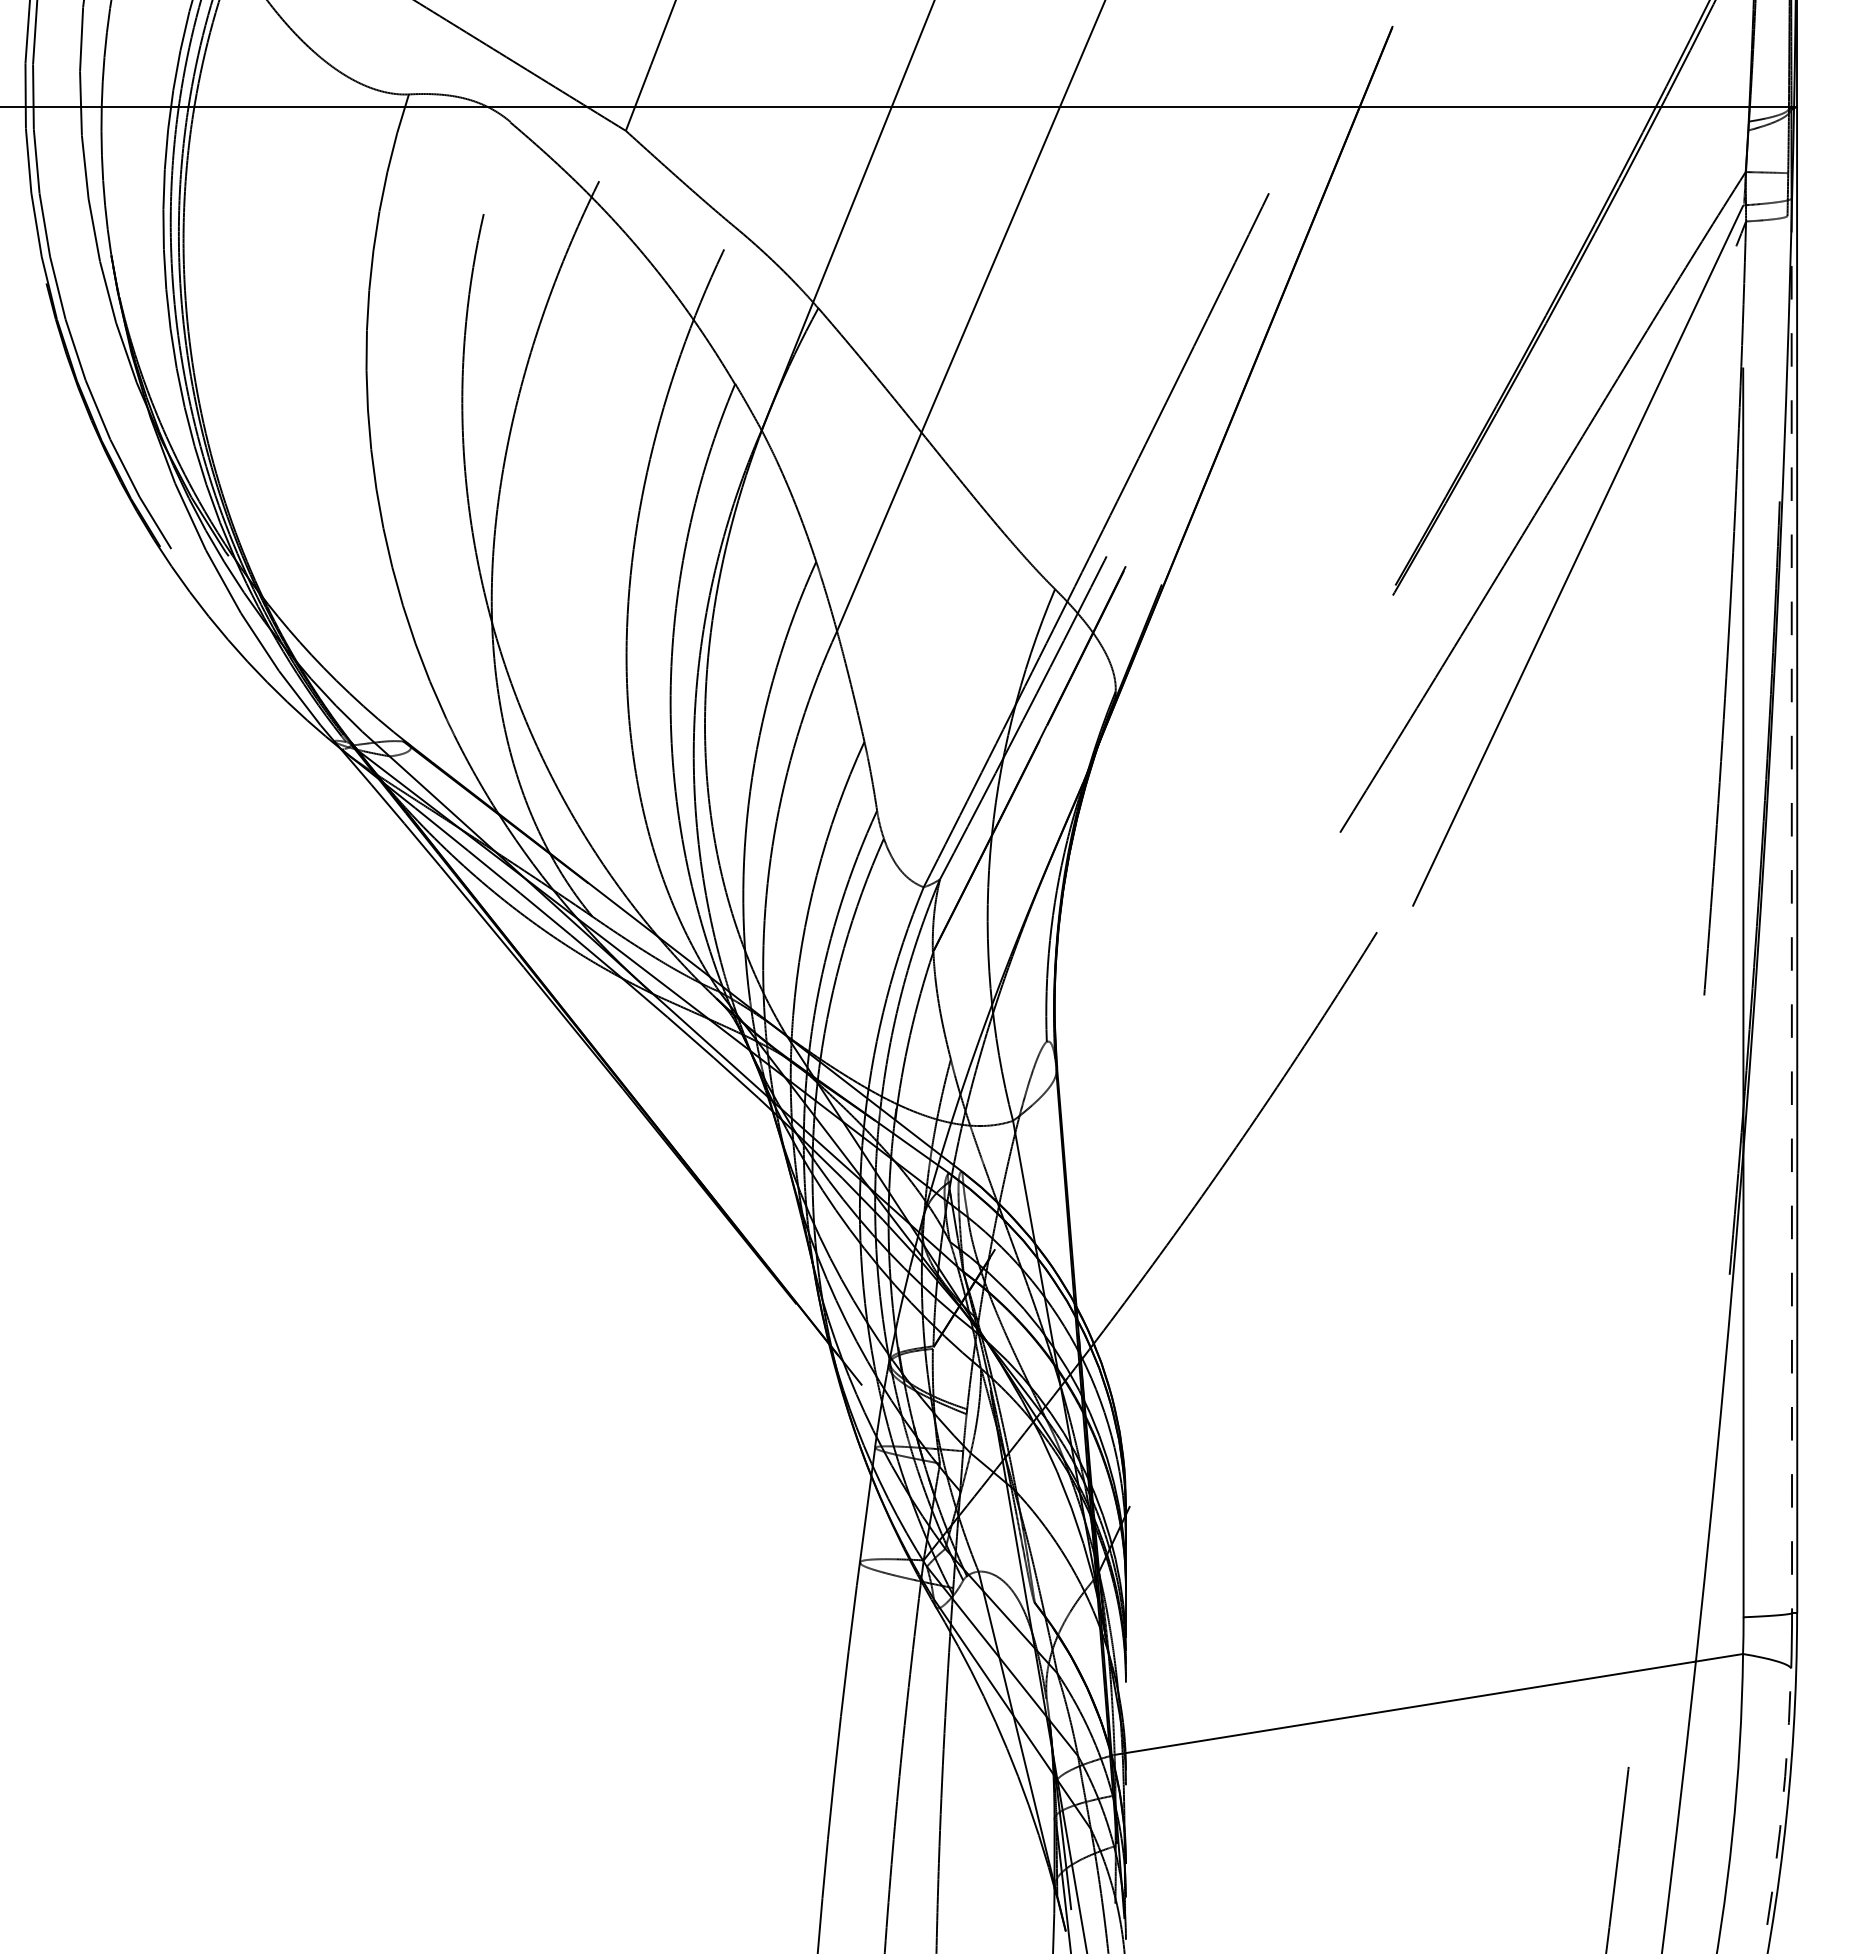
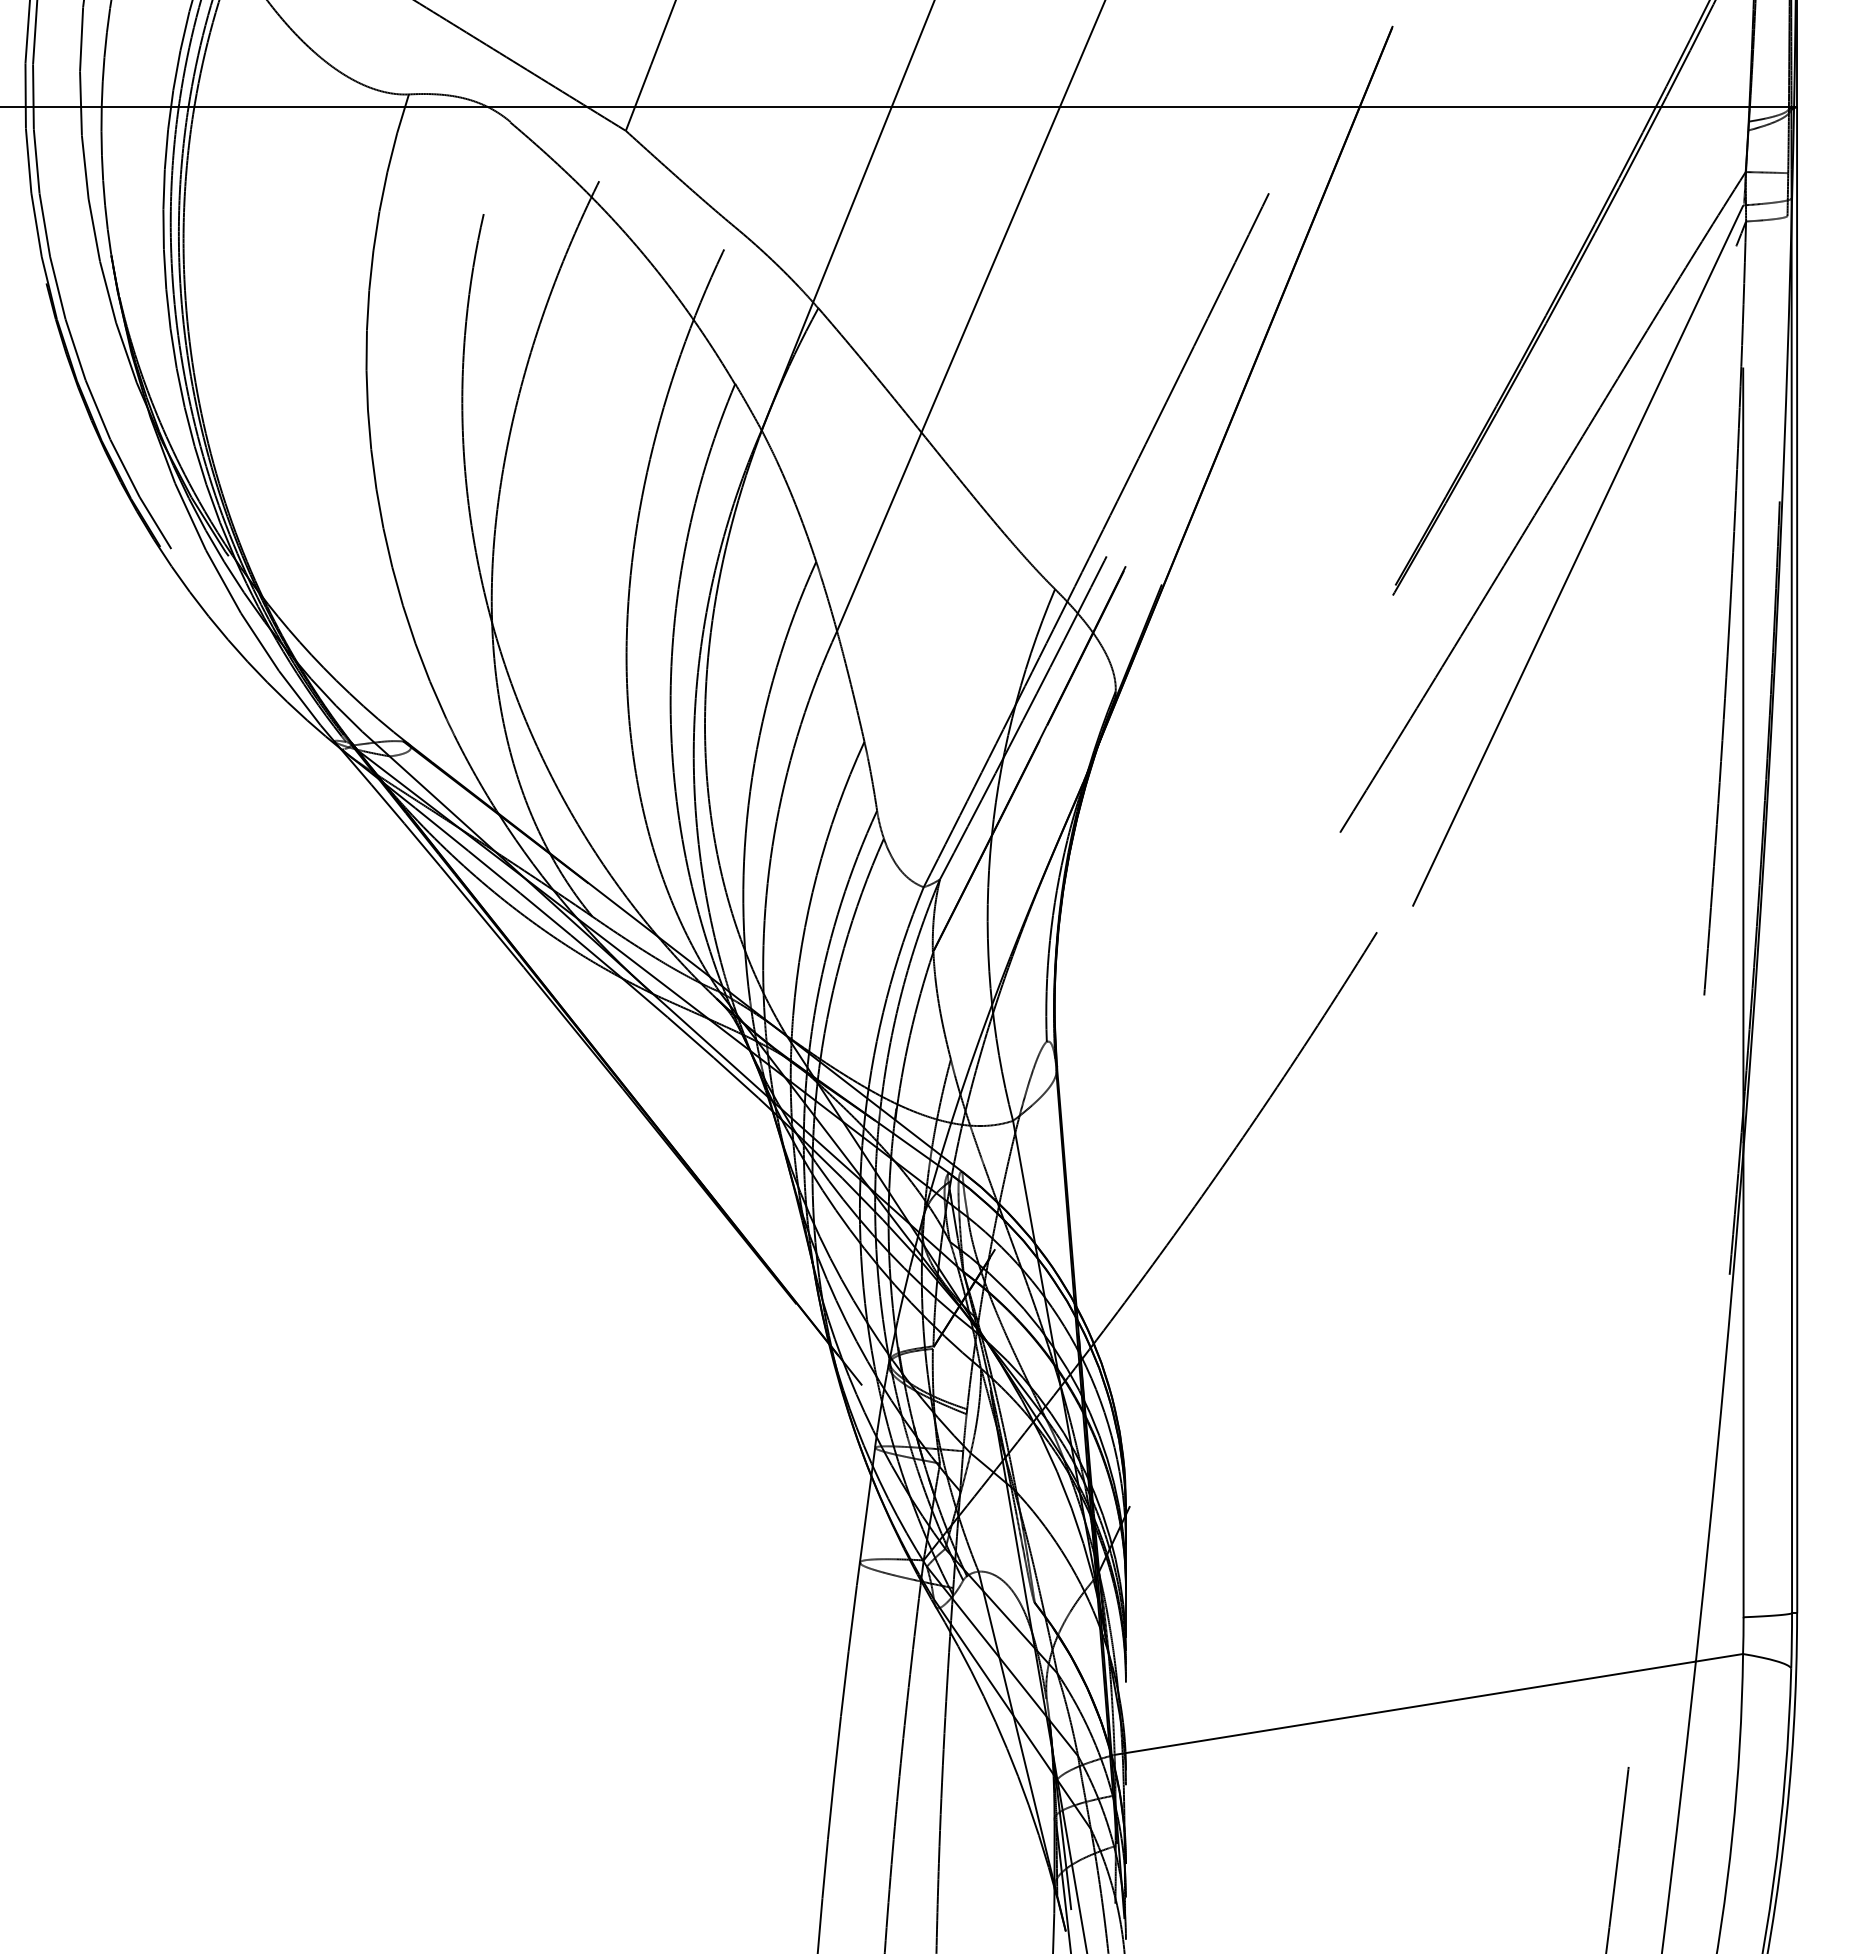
line: dashed -> solid (1791, 906)
arc: dashed -> solid (1781, 1810)
